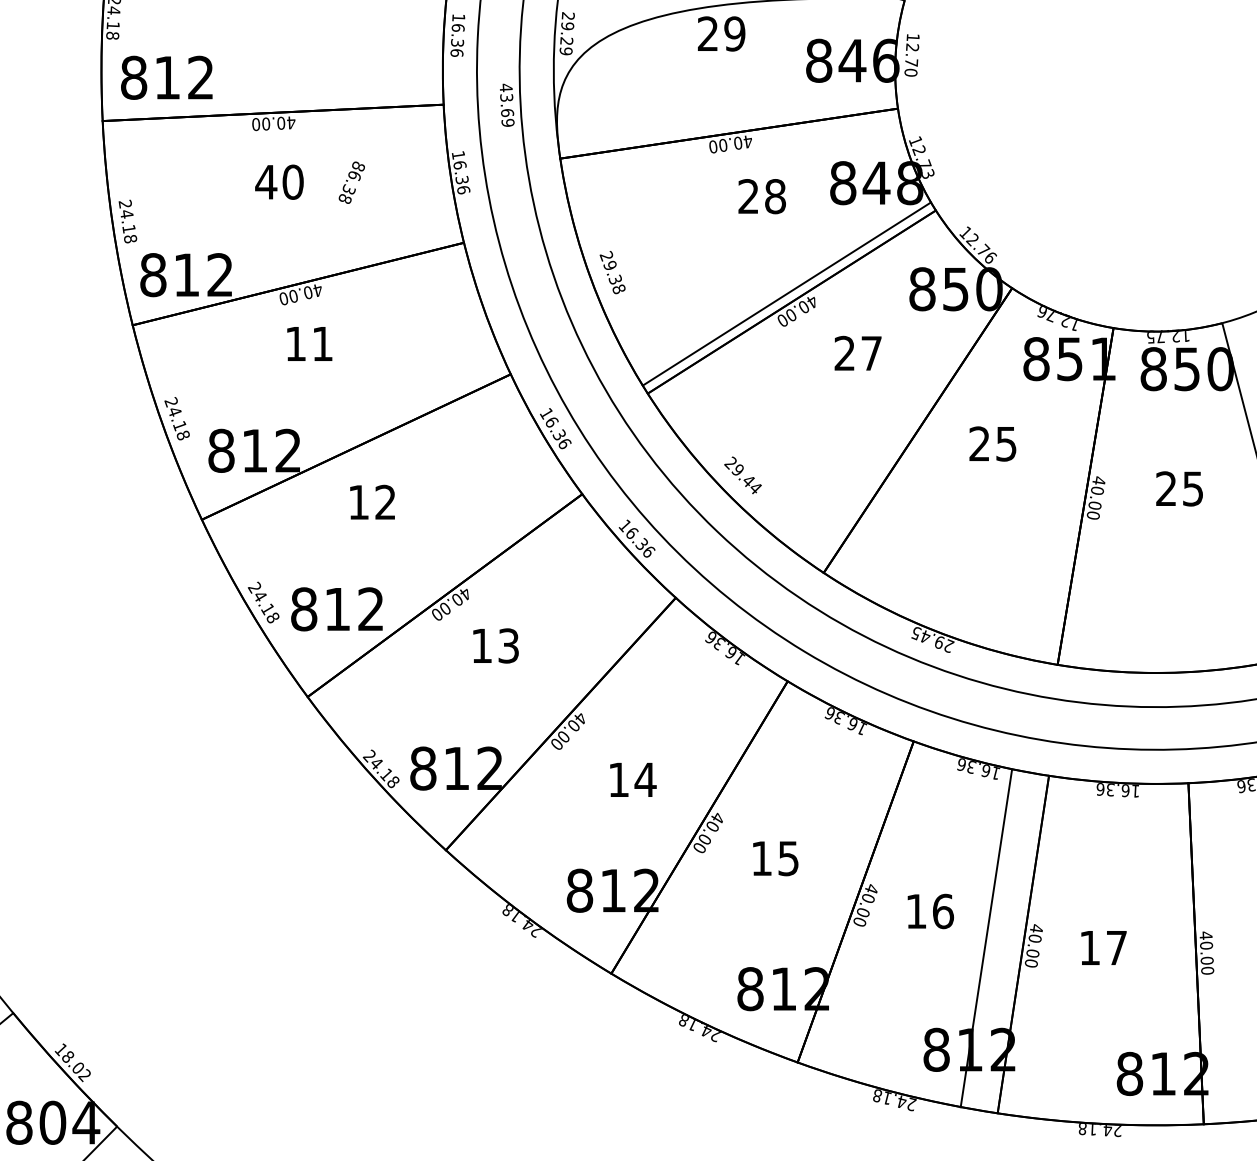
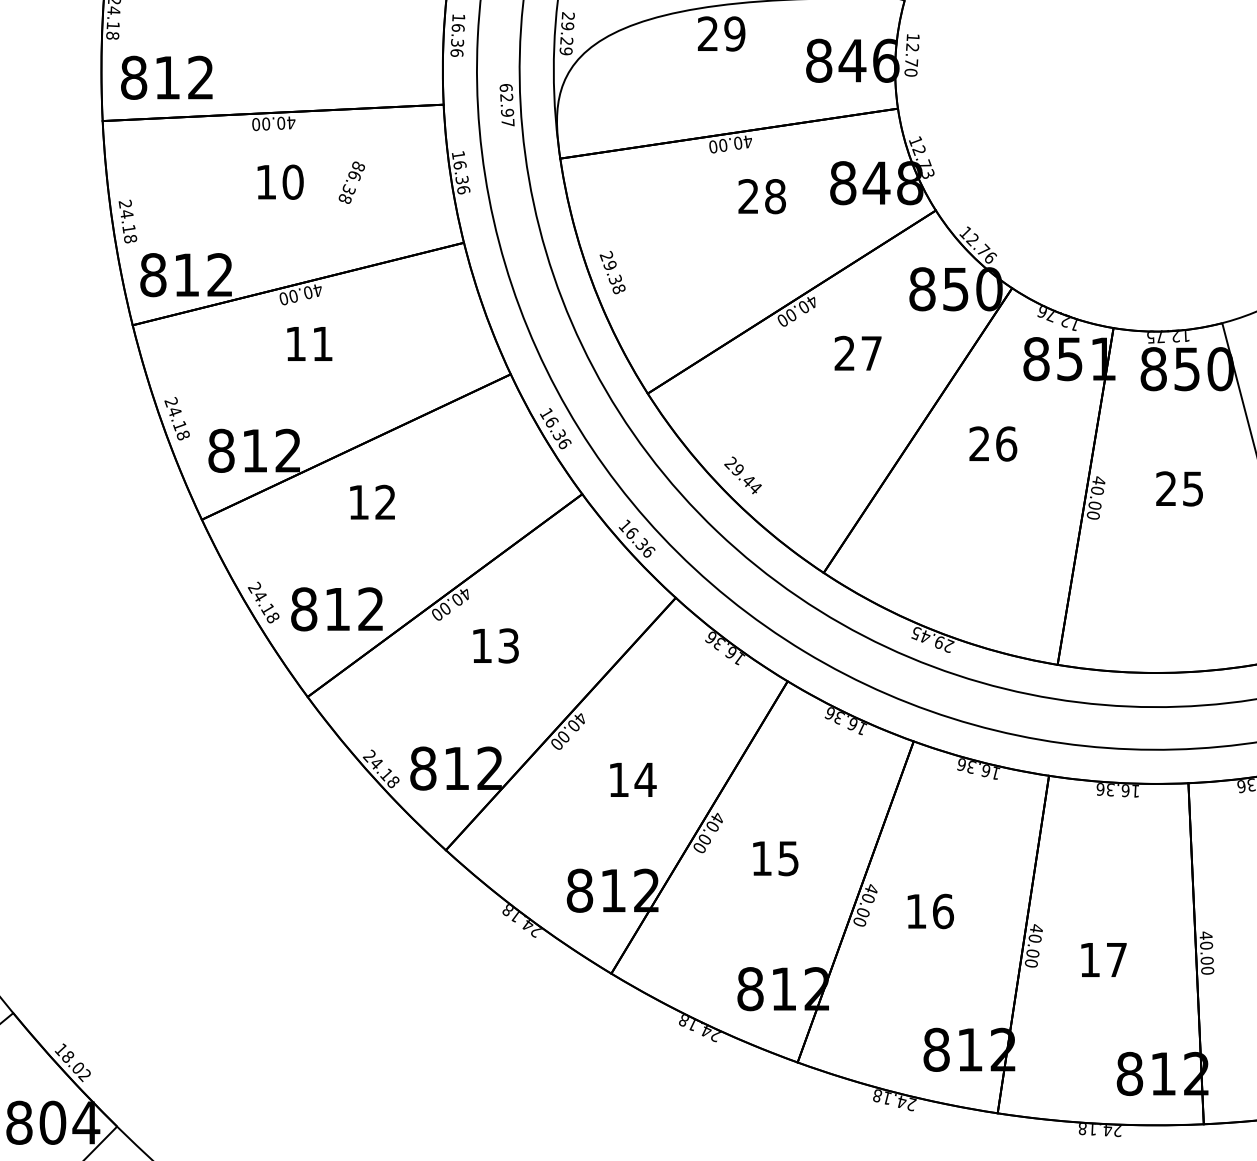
text: 43.69 -> 62.97 (506, 104)
text: 40 -> 10 (266, 182)
line position: (786, 293) -> (791, 301) (791, 301)
text: 25 -> 26 (1006, 443)
line position: (986, 938) -> (1023, 944) (1023, 944)
text position: (1103, 947) -> (1103, 959) (1103, 959)
